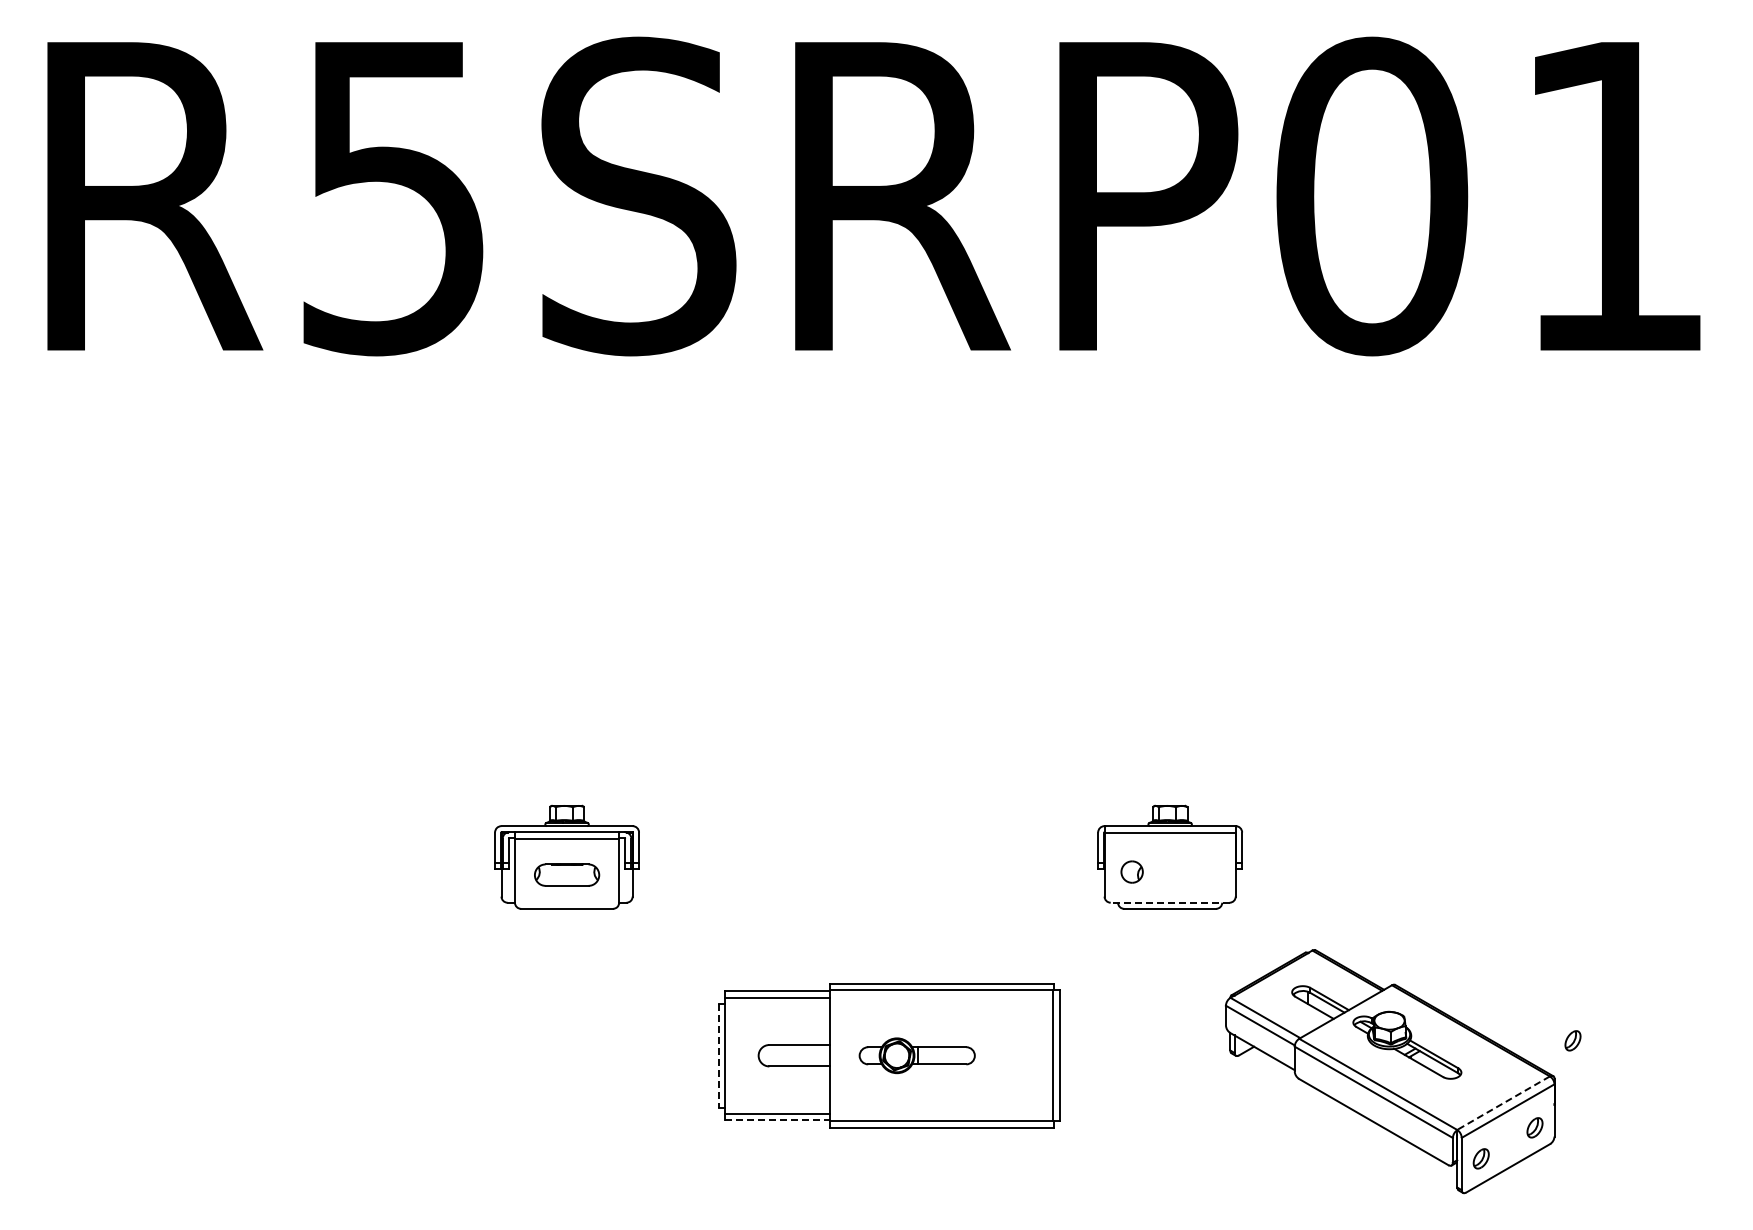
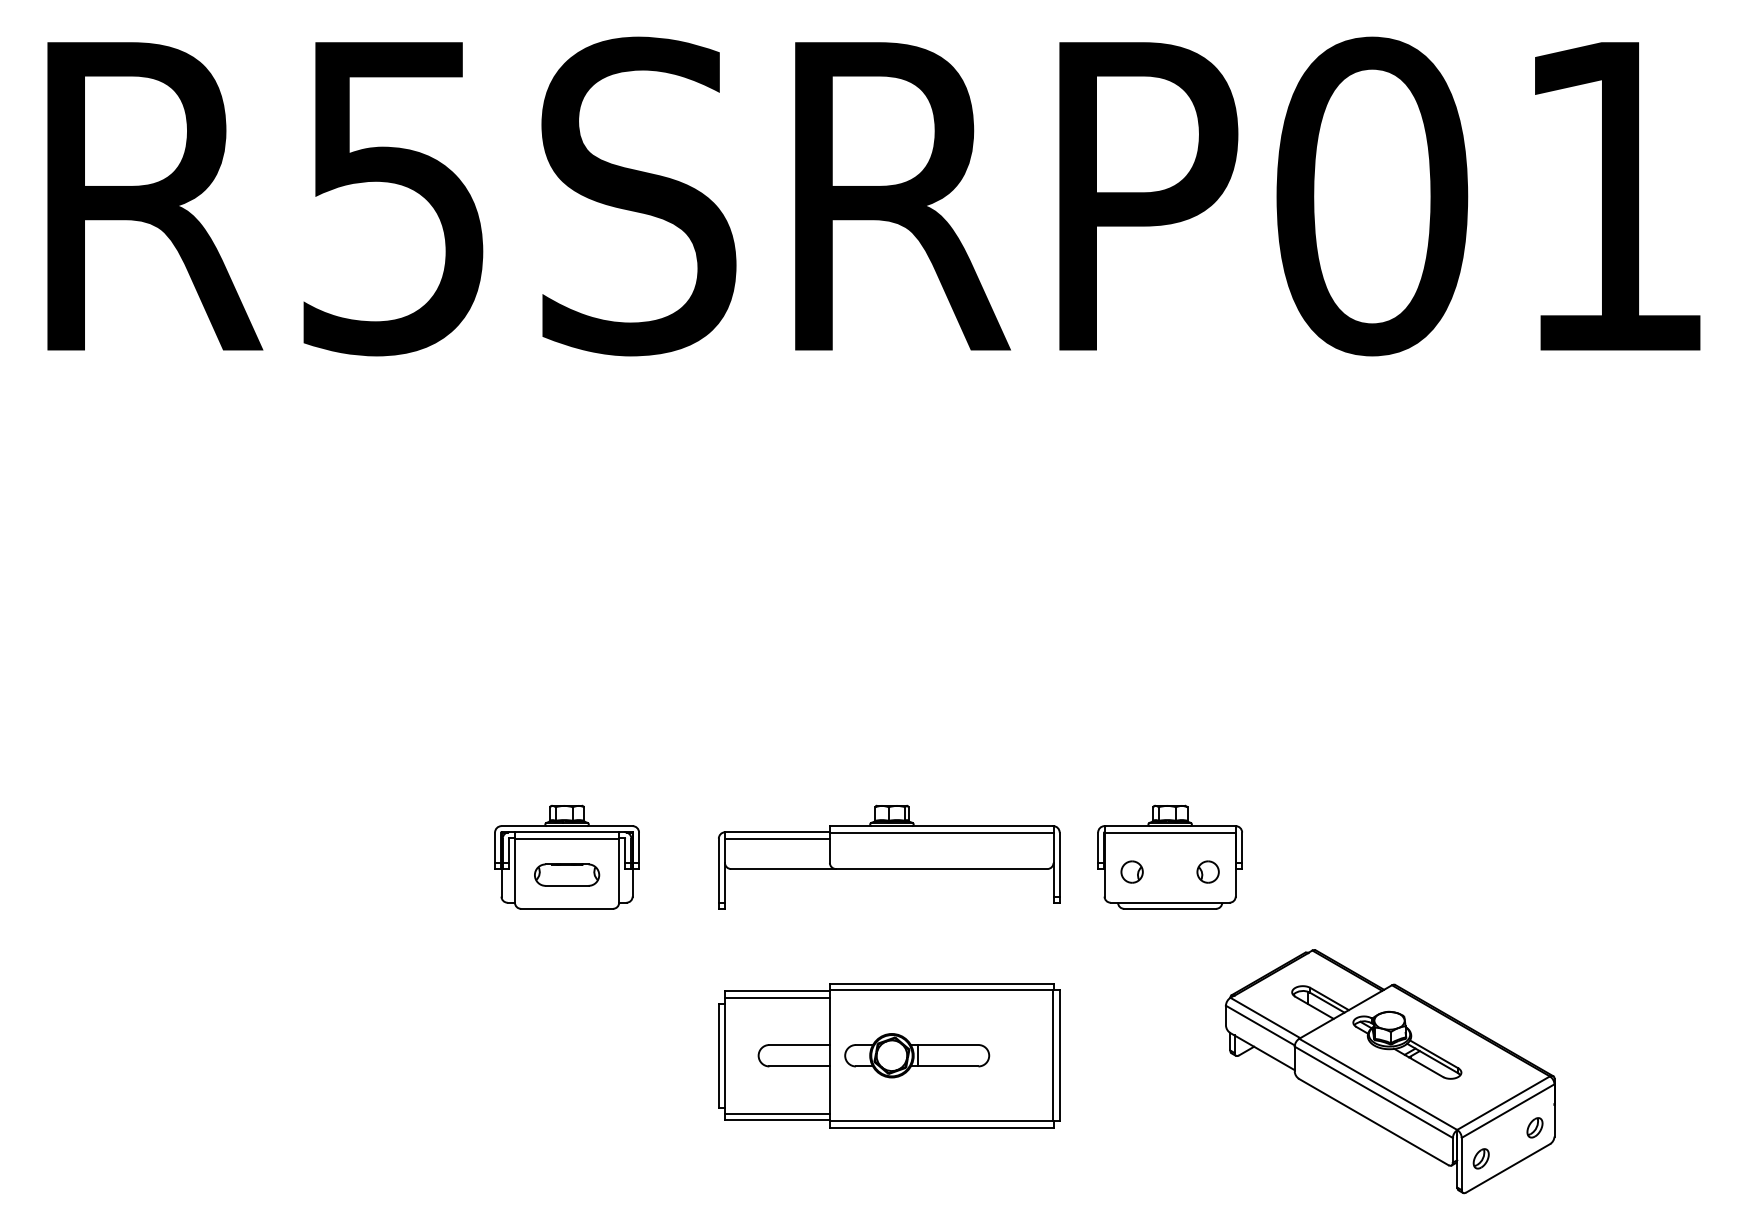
part: none -> present (889, 856)
part: none -> present (1207, 871)
line: dashed -> solid (1169, 902)
part: present -> none (1572, 1040)
part size: 118x38 px -> 147x46 px (917, 1055)
line: dashed -> solid (718, 1056)
line: dashed -> solid (1503, 1103)
line: dashed -> solid (777, 1120)
